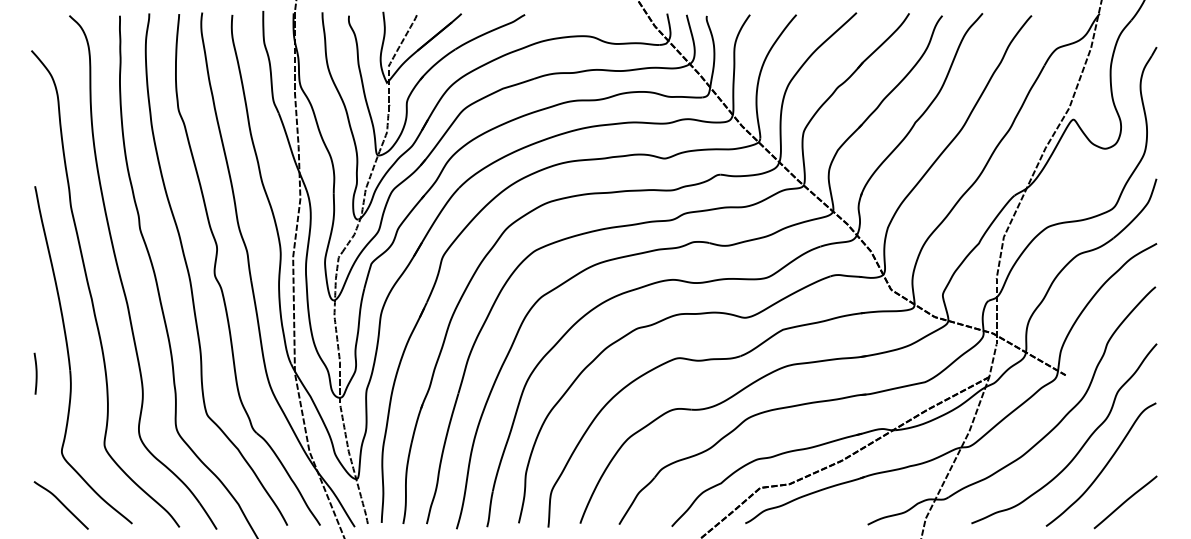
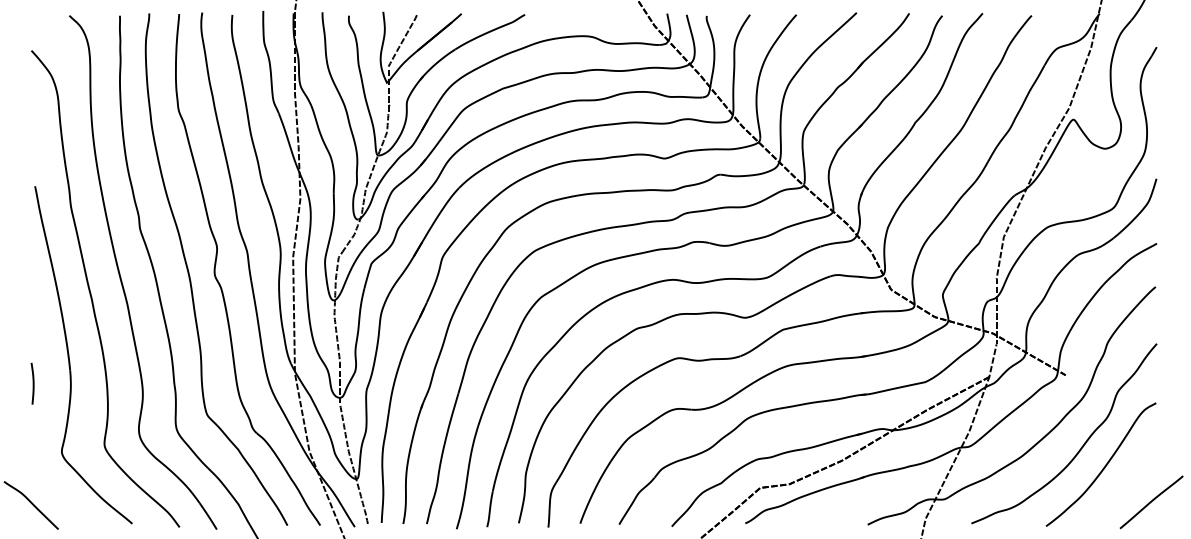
curve position: (35, 373) -> (32, 383) (32, 383)
line position: (1125, 502) -> (1151, 502) (1151, 502)
curve position: (61, 504) -> (31, 504) (31, 504)
